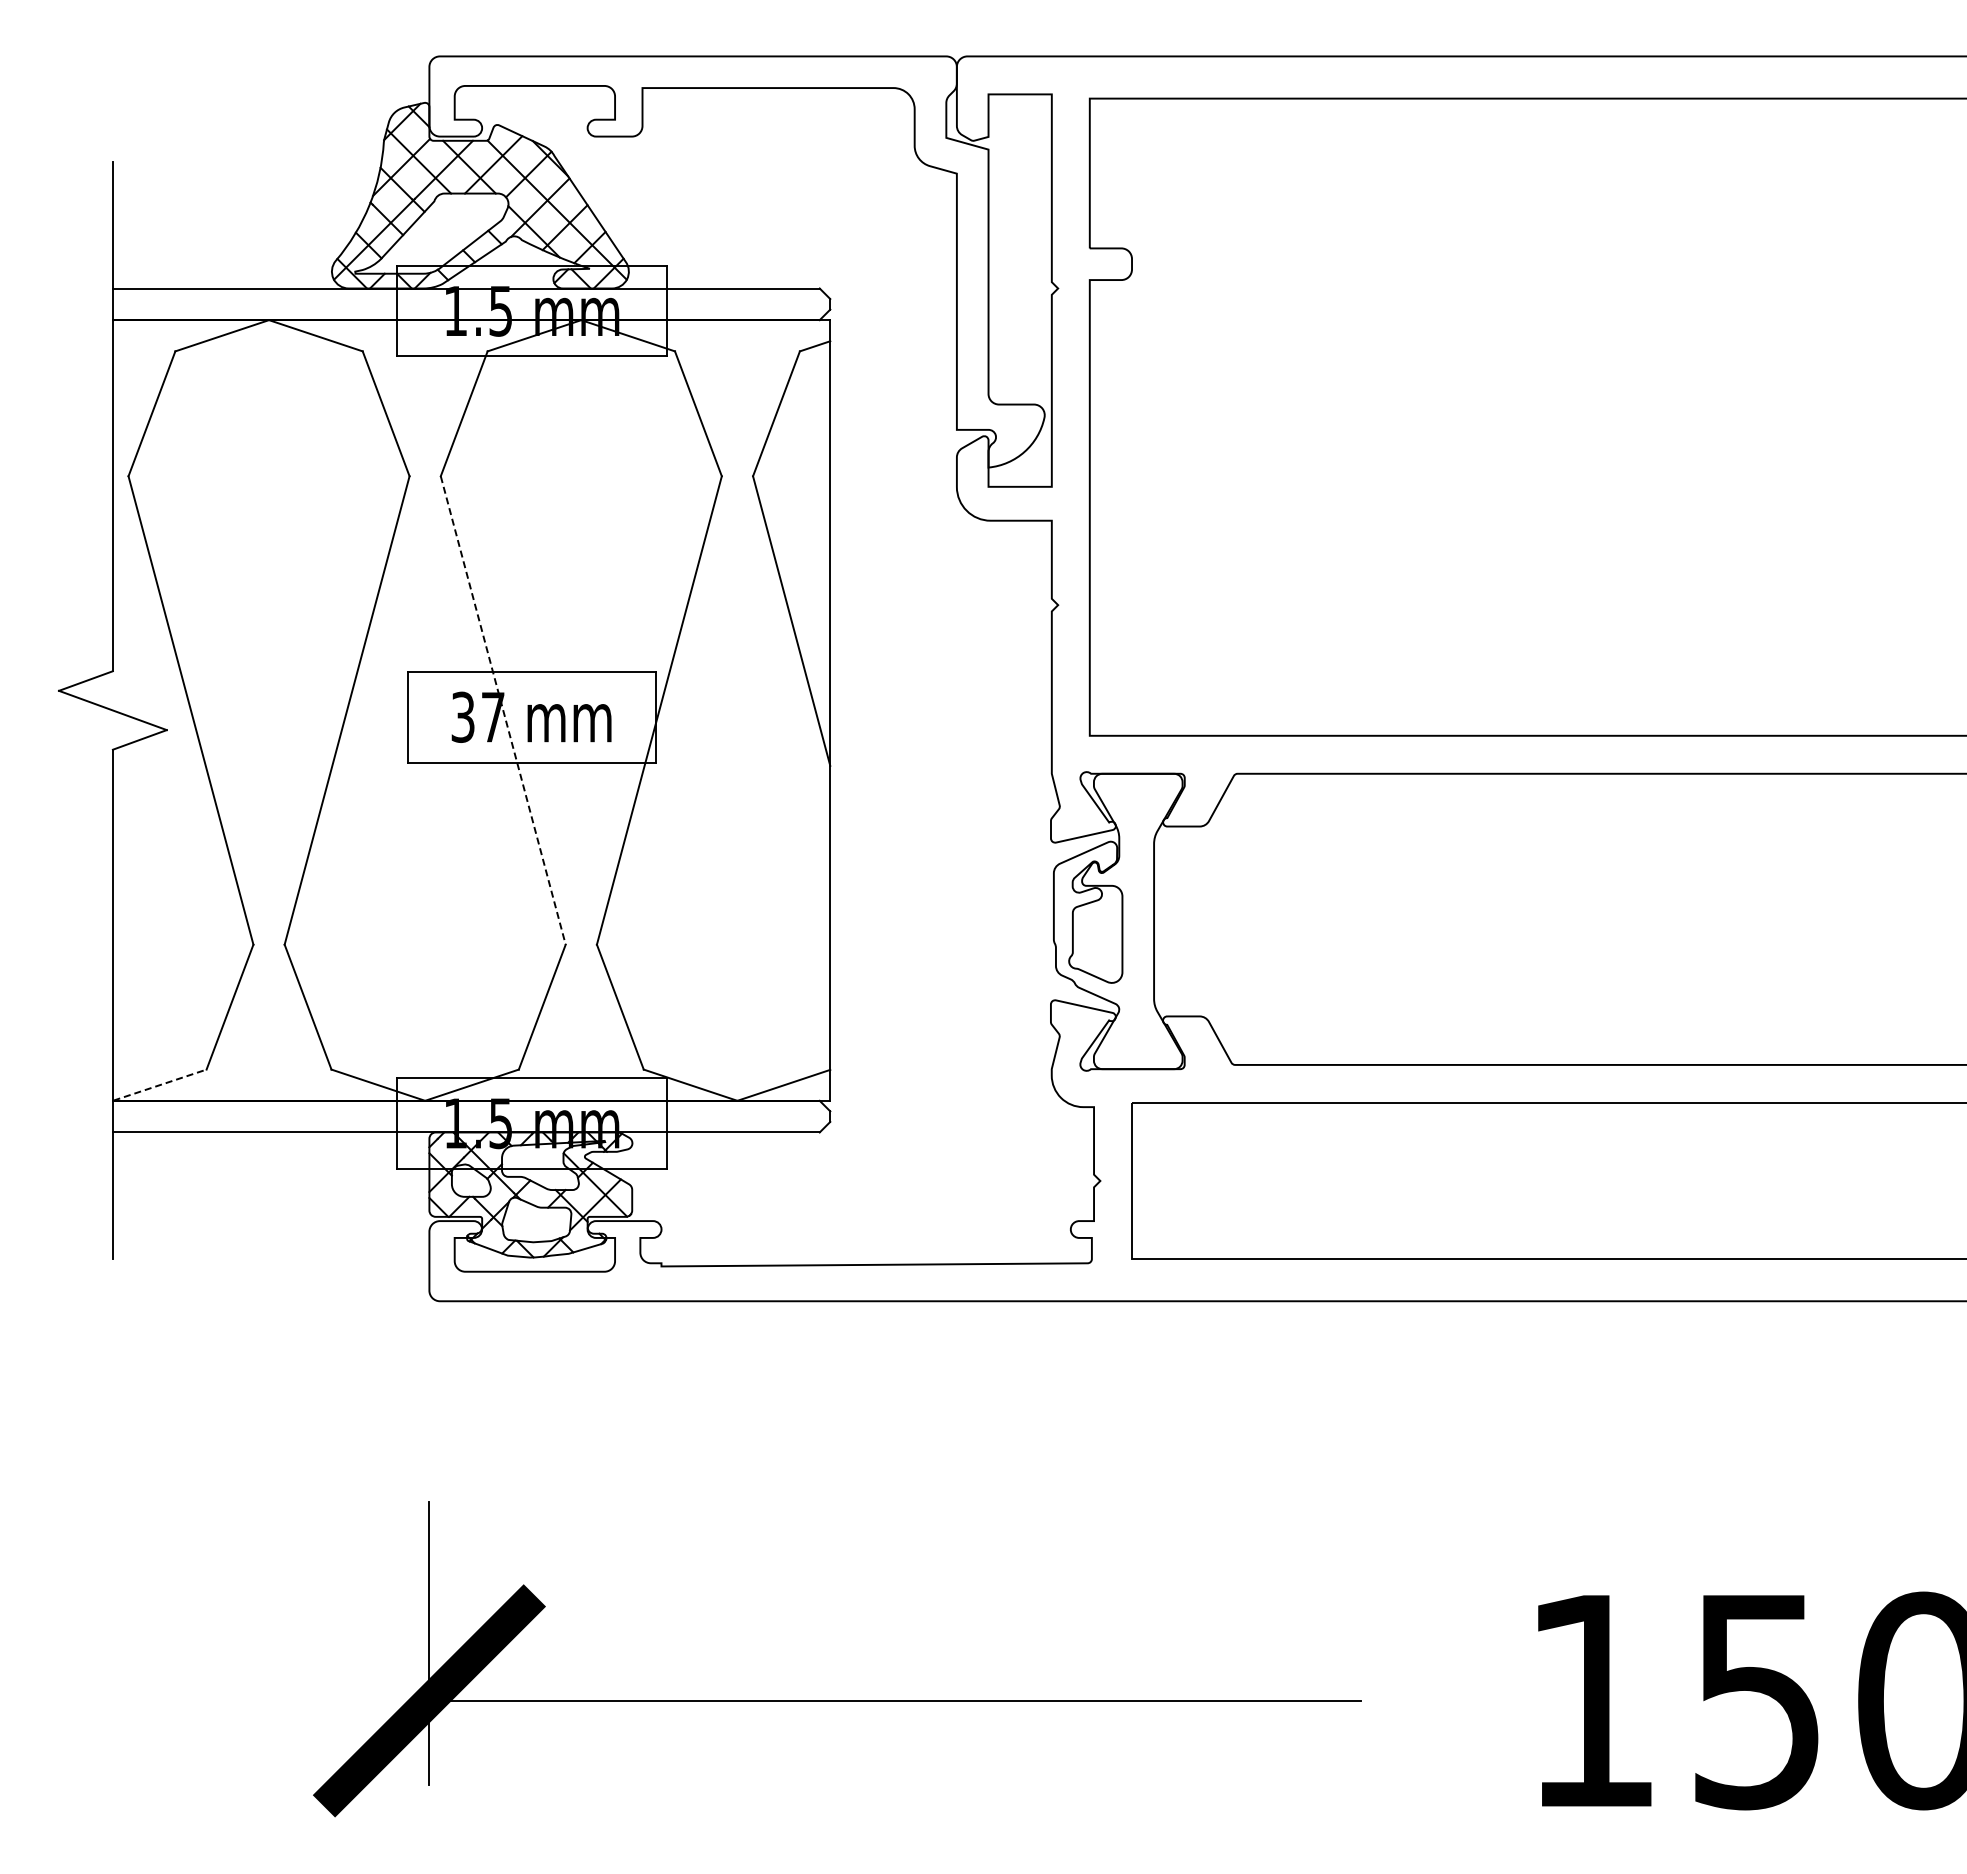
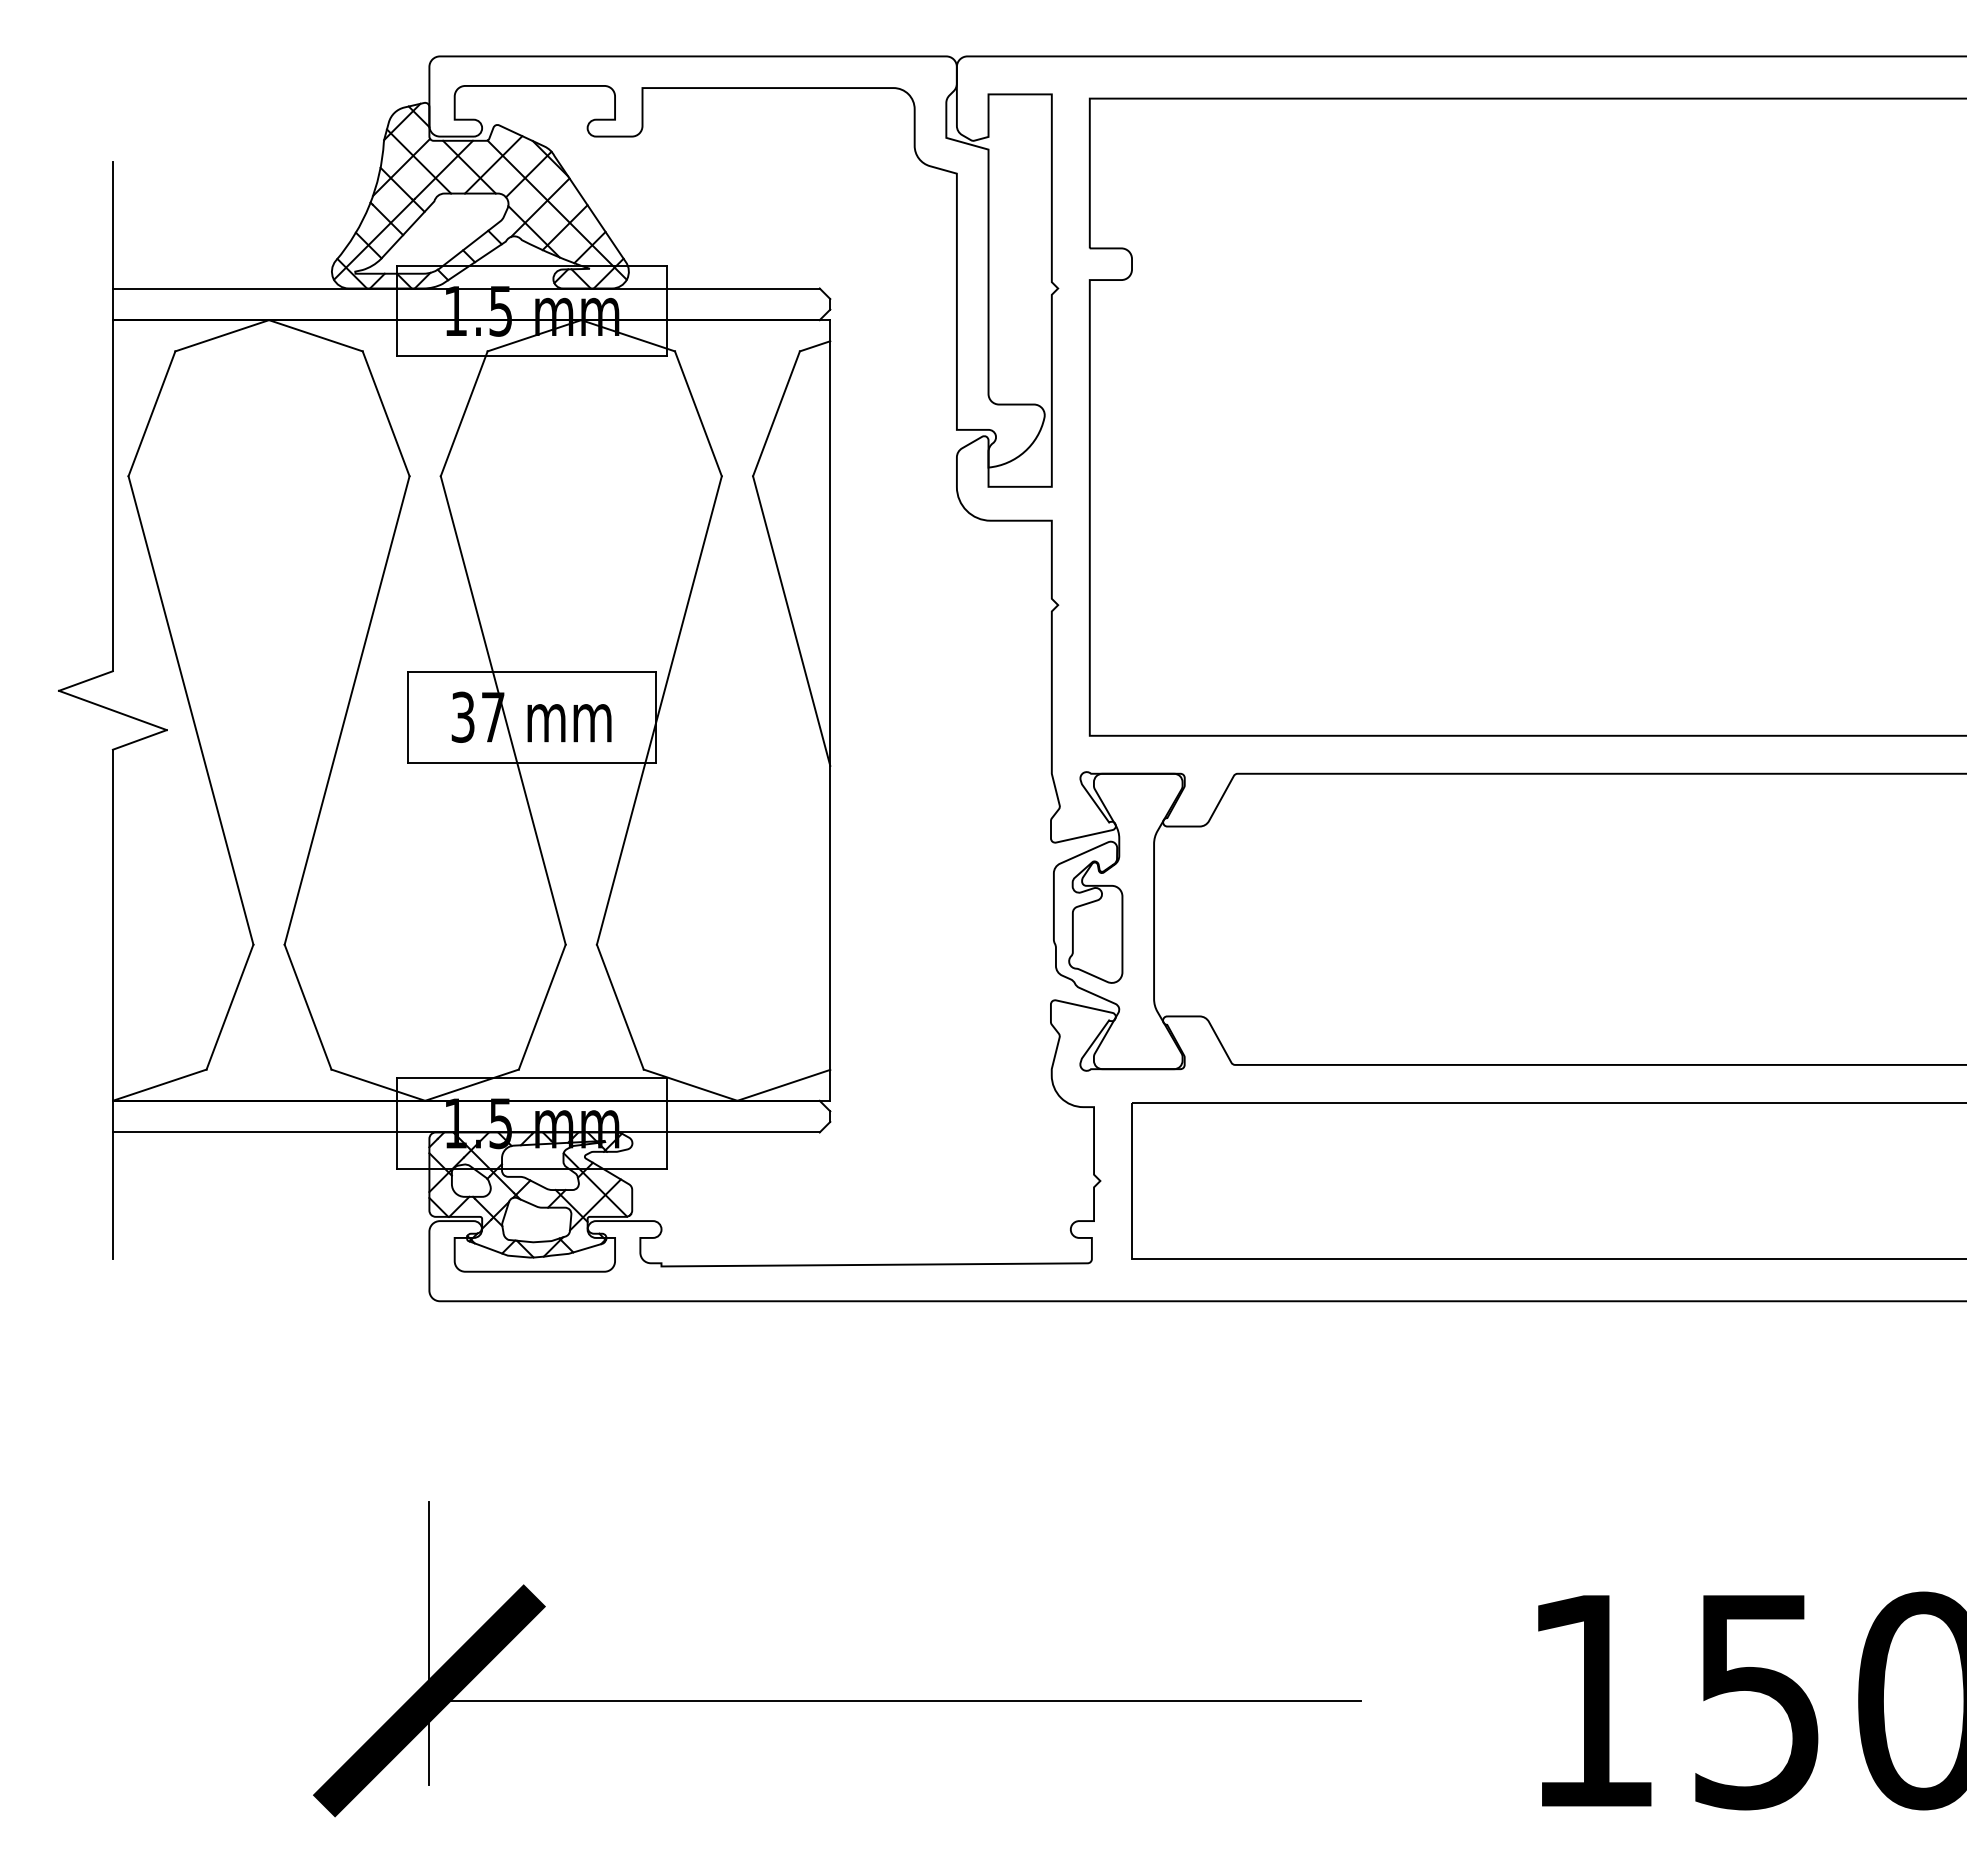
line: dashed -> solid (503, 710)
line: dashed -> solid (160, 1084)
